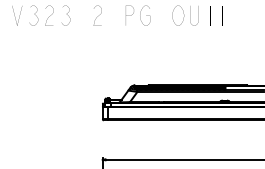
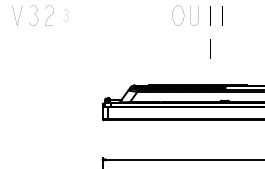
part size: 10x21 px -> 4x13 px (66, 15)
part: present -> none (97, 15)
part: present -> none (137, 15)
line: none -> present (210, 48)
